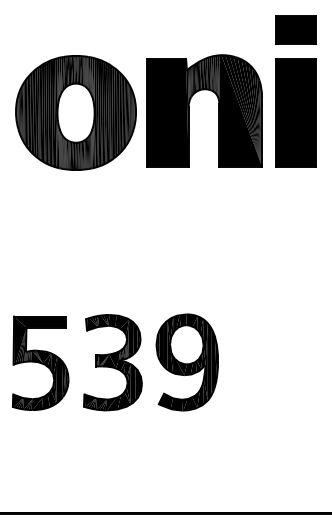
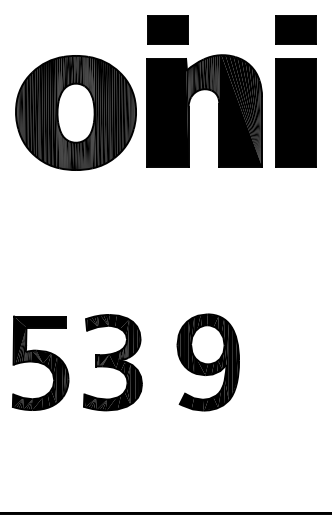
part: none -> present (167, 29)
part position: (186, 362) -> (207, 362) (207, 362)
